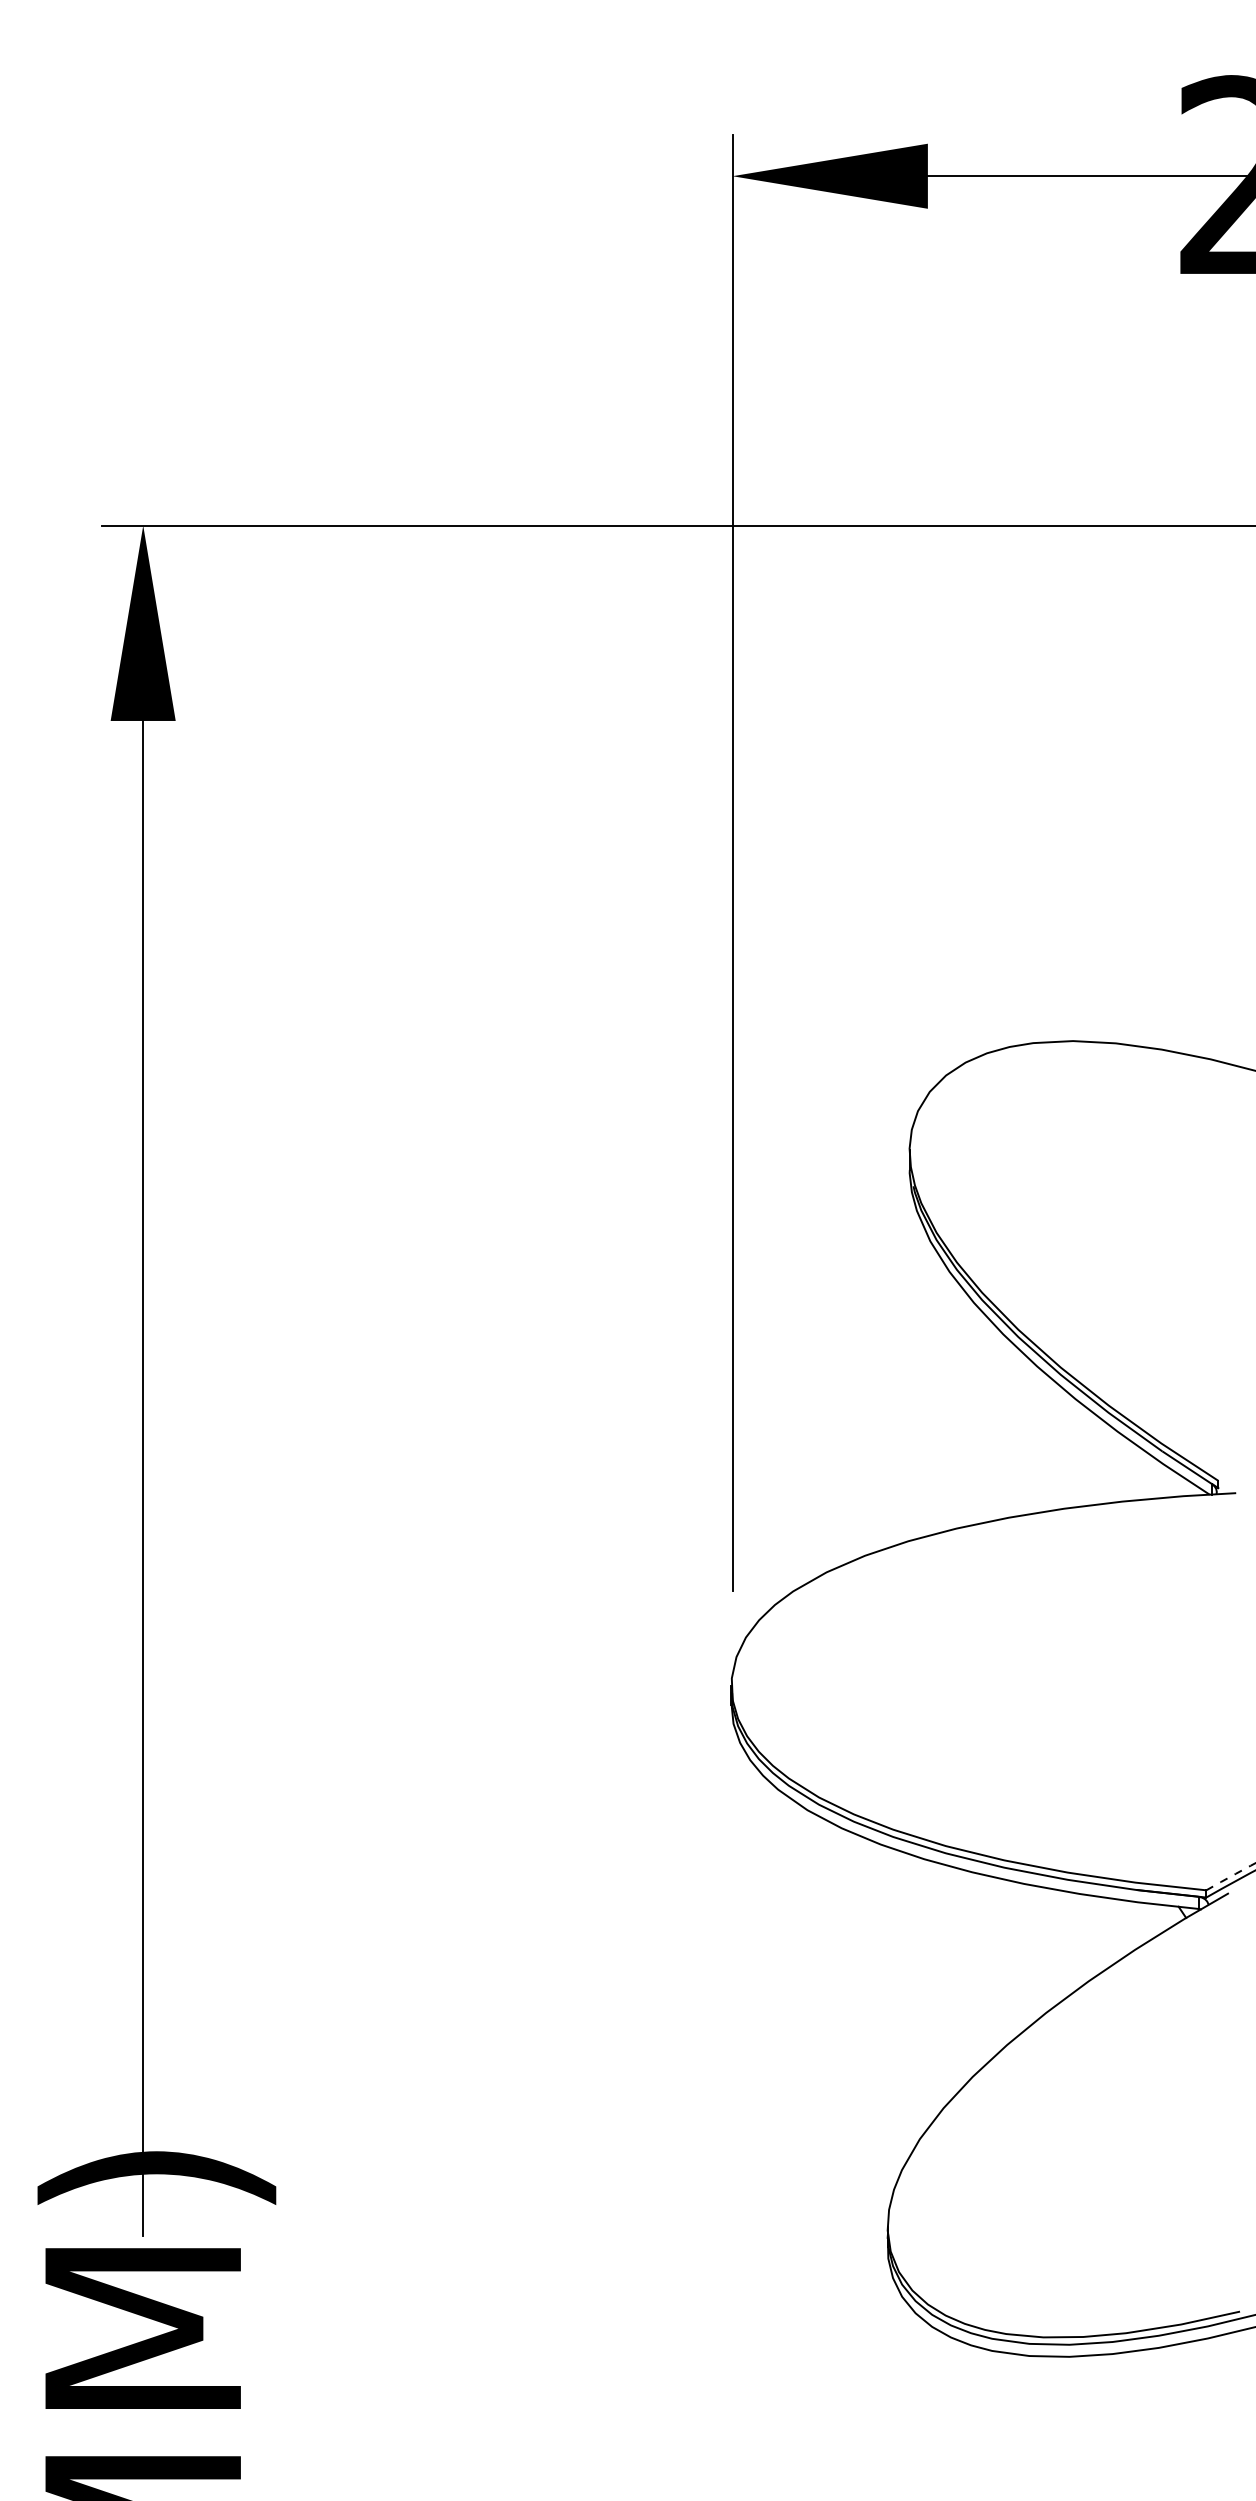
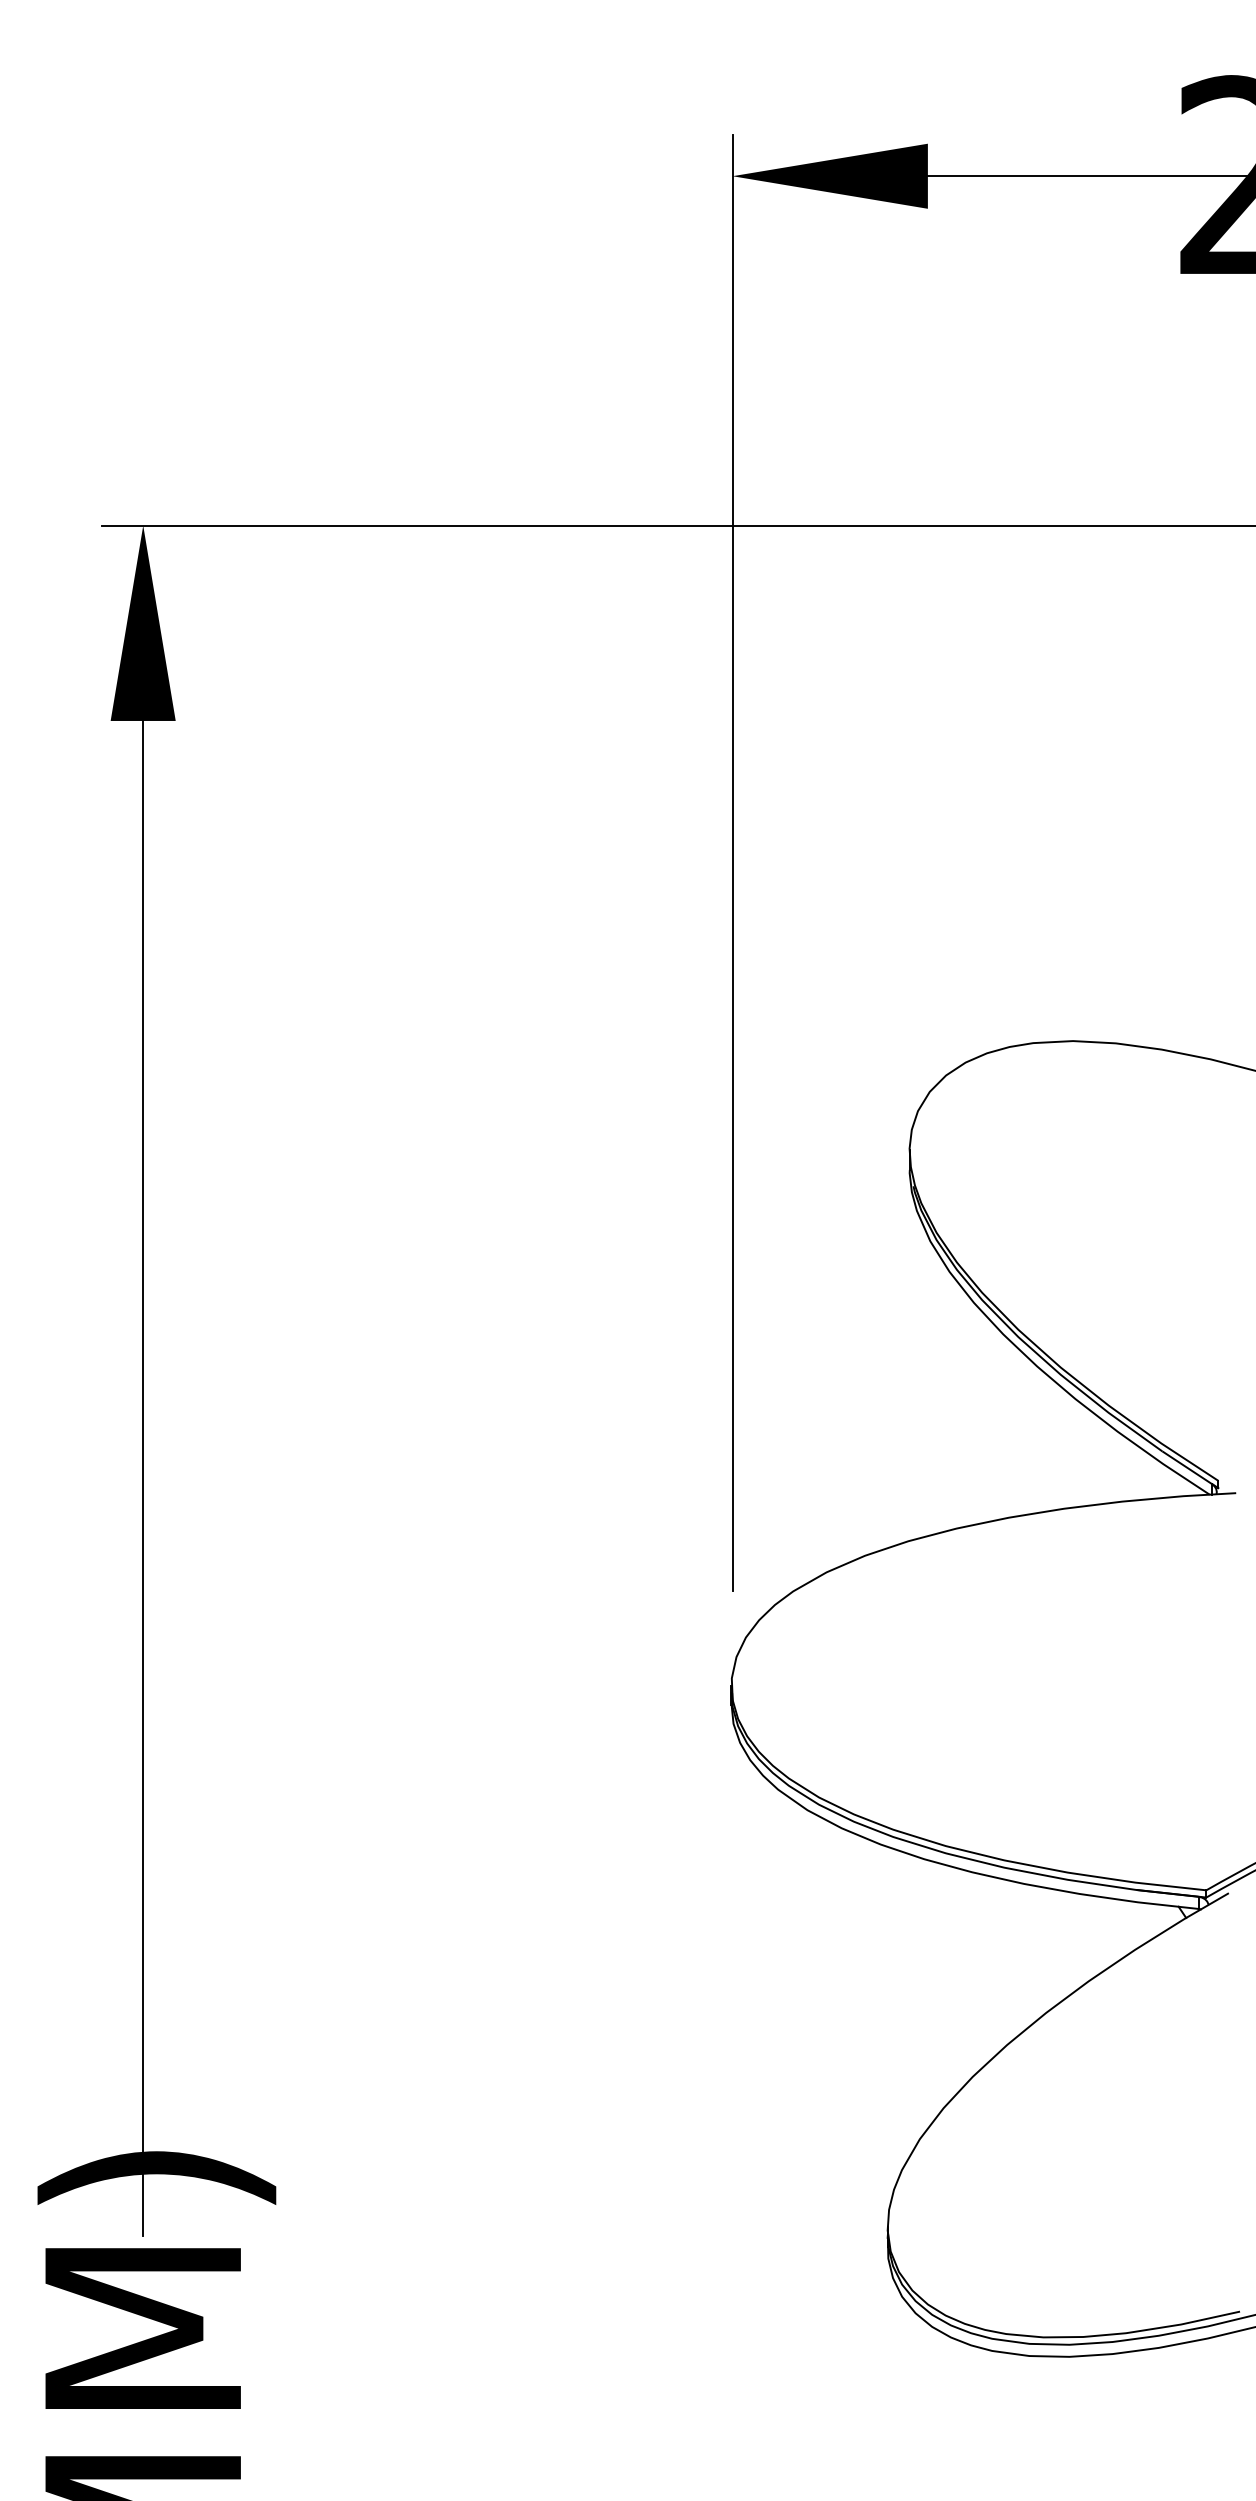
arc: dashed -> solid (1230, 1876)
